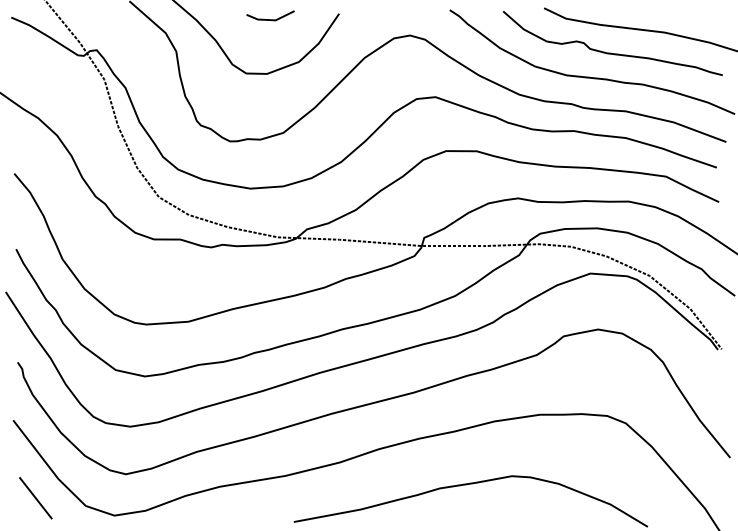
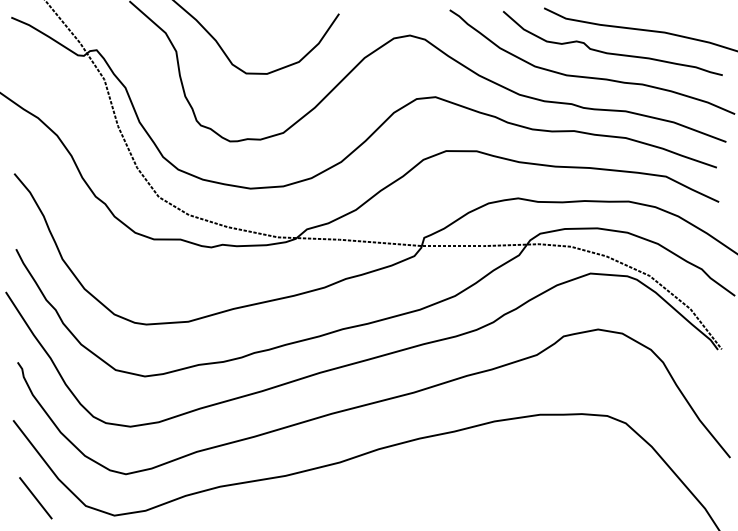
line: present -> none (270, 19)
curve: present -> none (466, 485)
